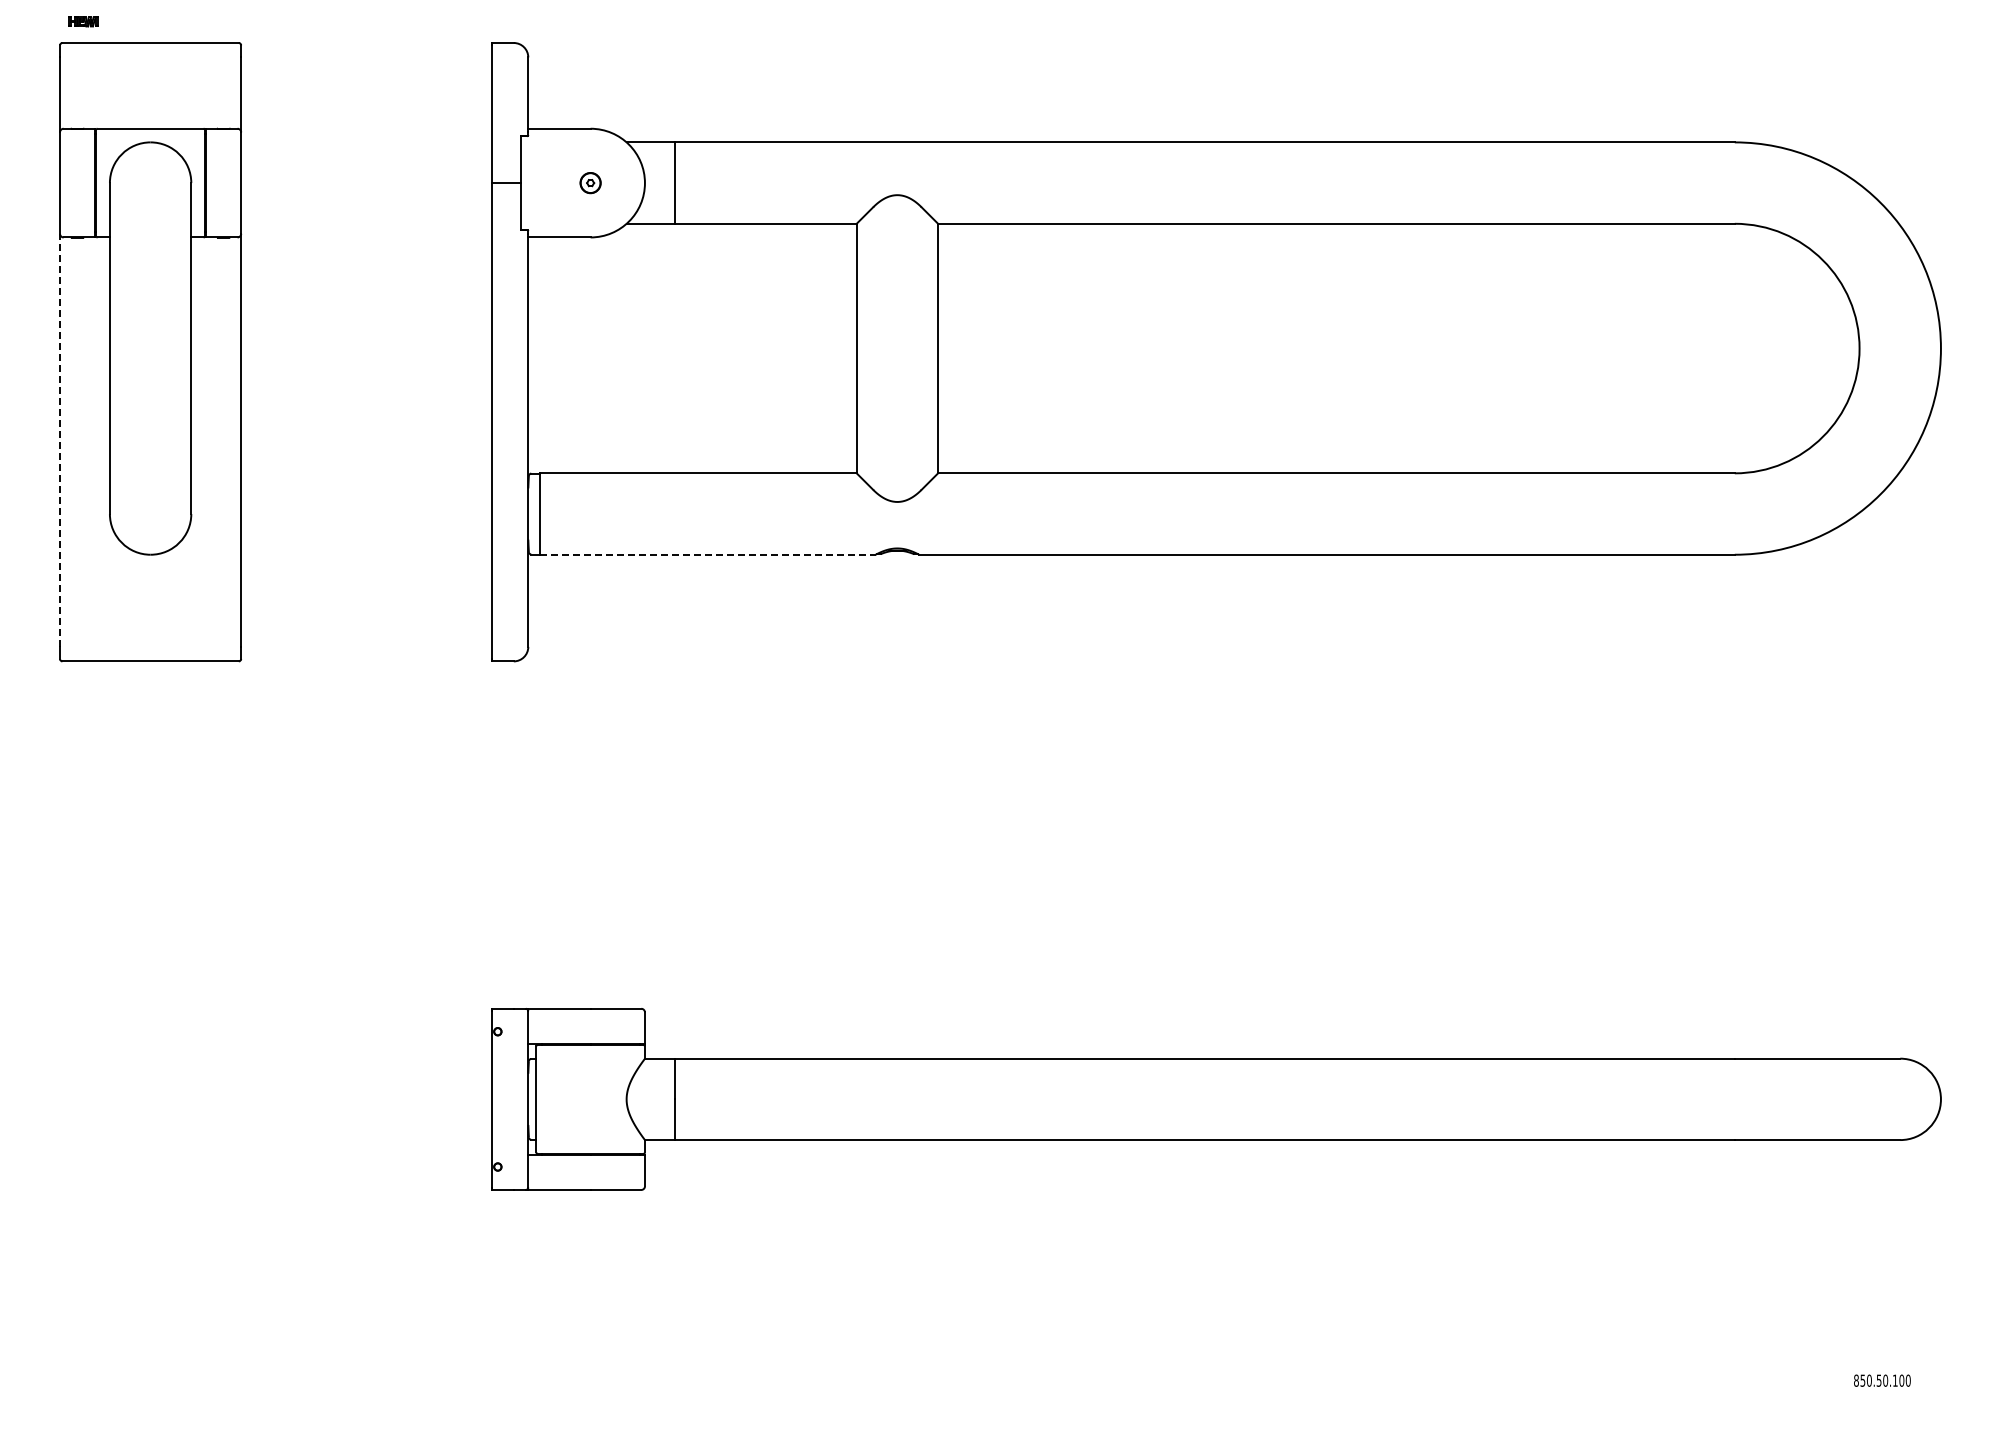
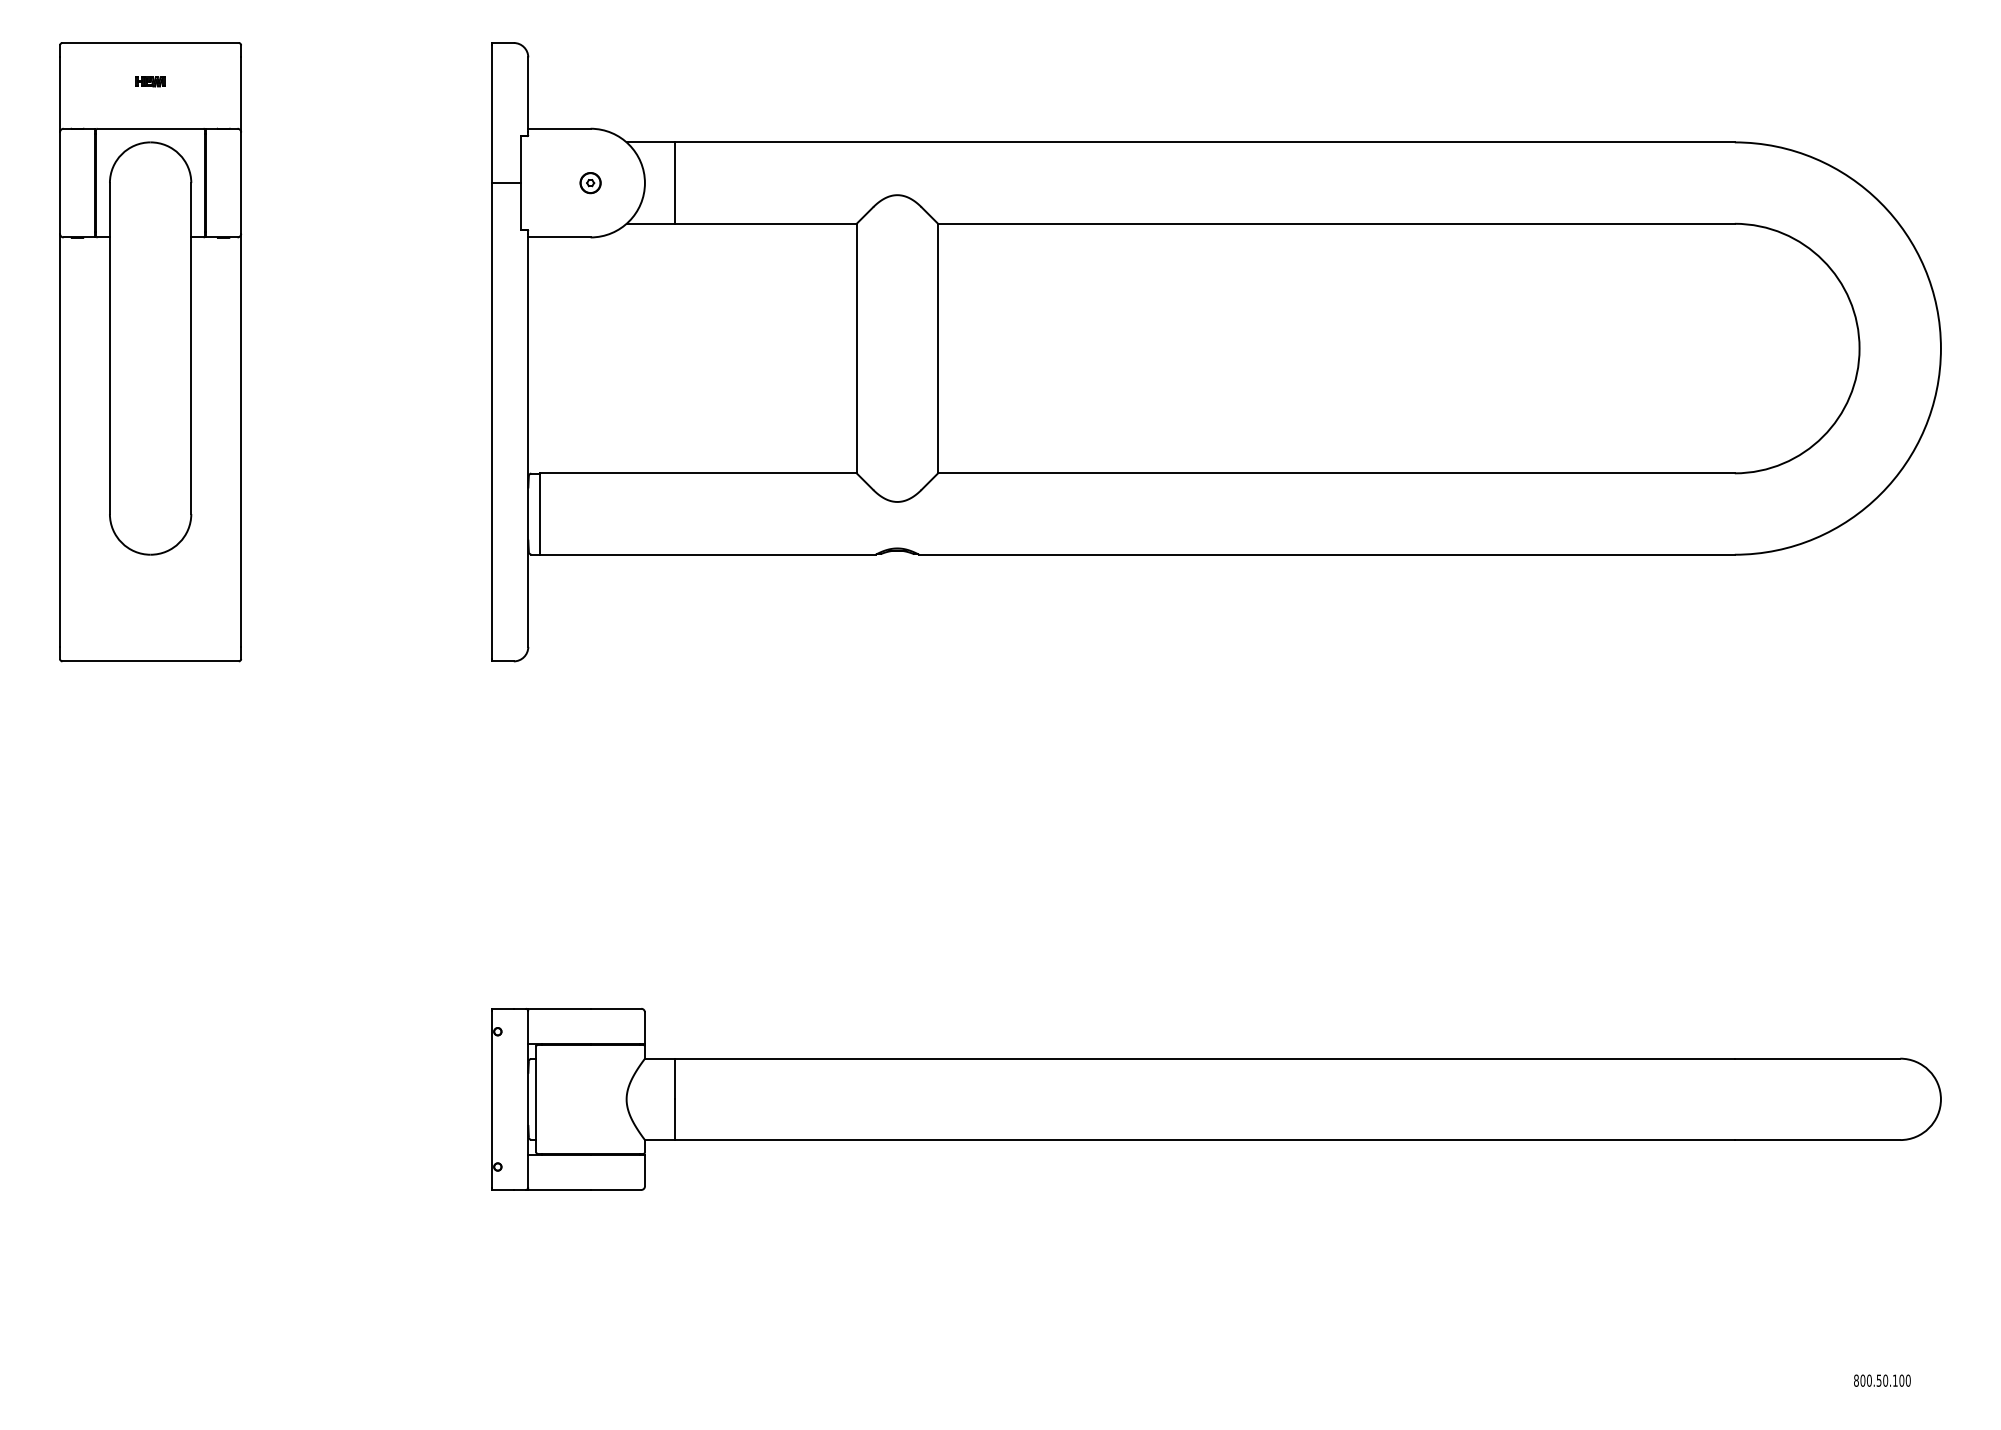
part position: (83, 21) -> (150, 81) (150, 81)
line: dashed -> solid (60, 440)
line: dashed -> solid (707, 554)
text: 850.50.100 -> 800.50.100 (1862, 1380)
